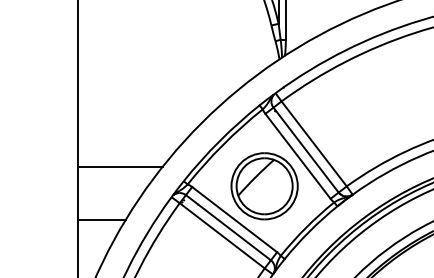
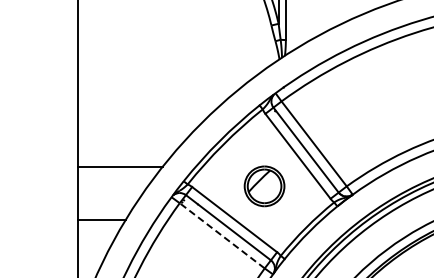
part size: 69x69 px -> 43x43 px (264, 186)
line: solid -> dashed (222, 235)
